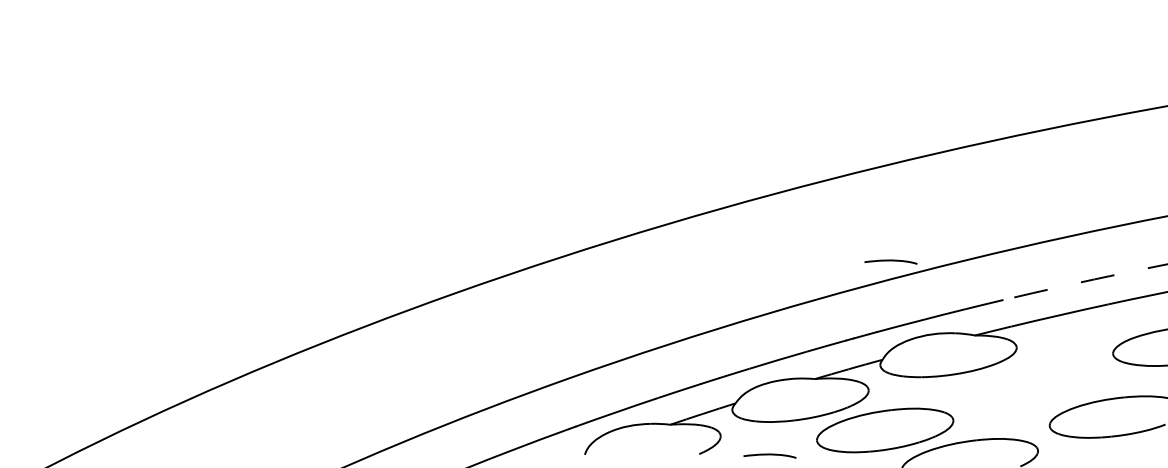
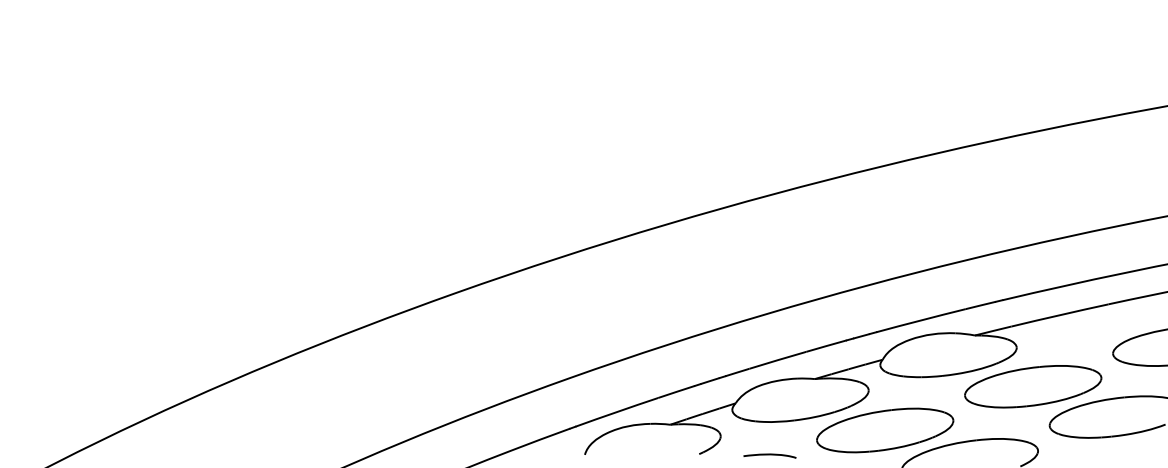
curve: present -> none (890, 261)
arc: dashed -> solid (1084, 281)
part: none -> present (1033, 386)
